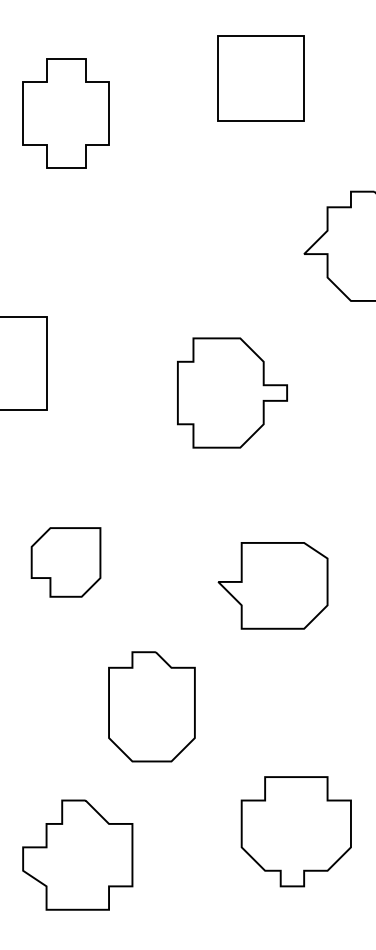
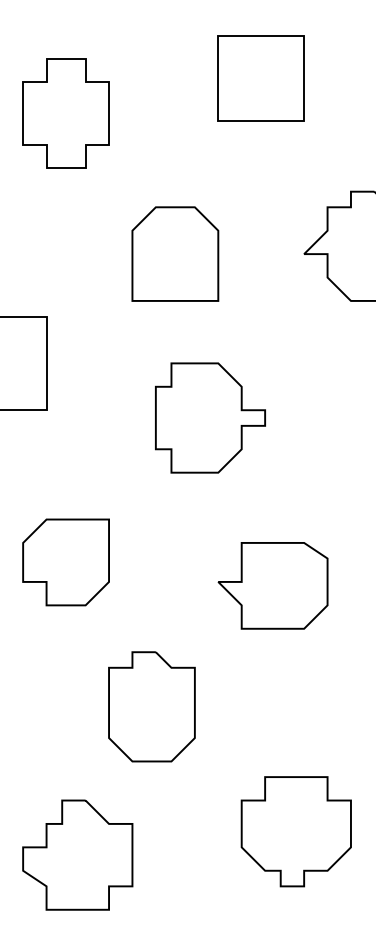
part: none -> present (175, 253)
part position: (232, 392) -> (210, 417) (210, 417)
part size: 72x71 px -> 88x89 px (65, 562)
